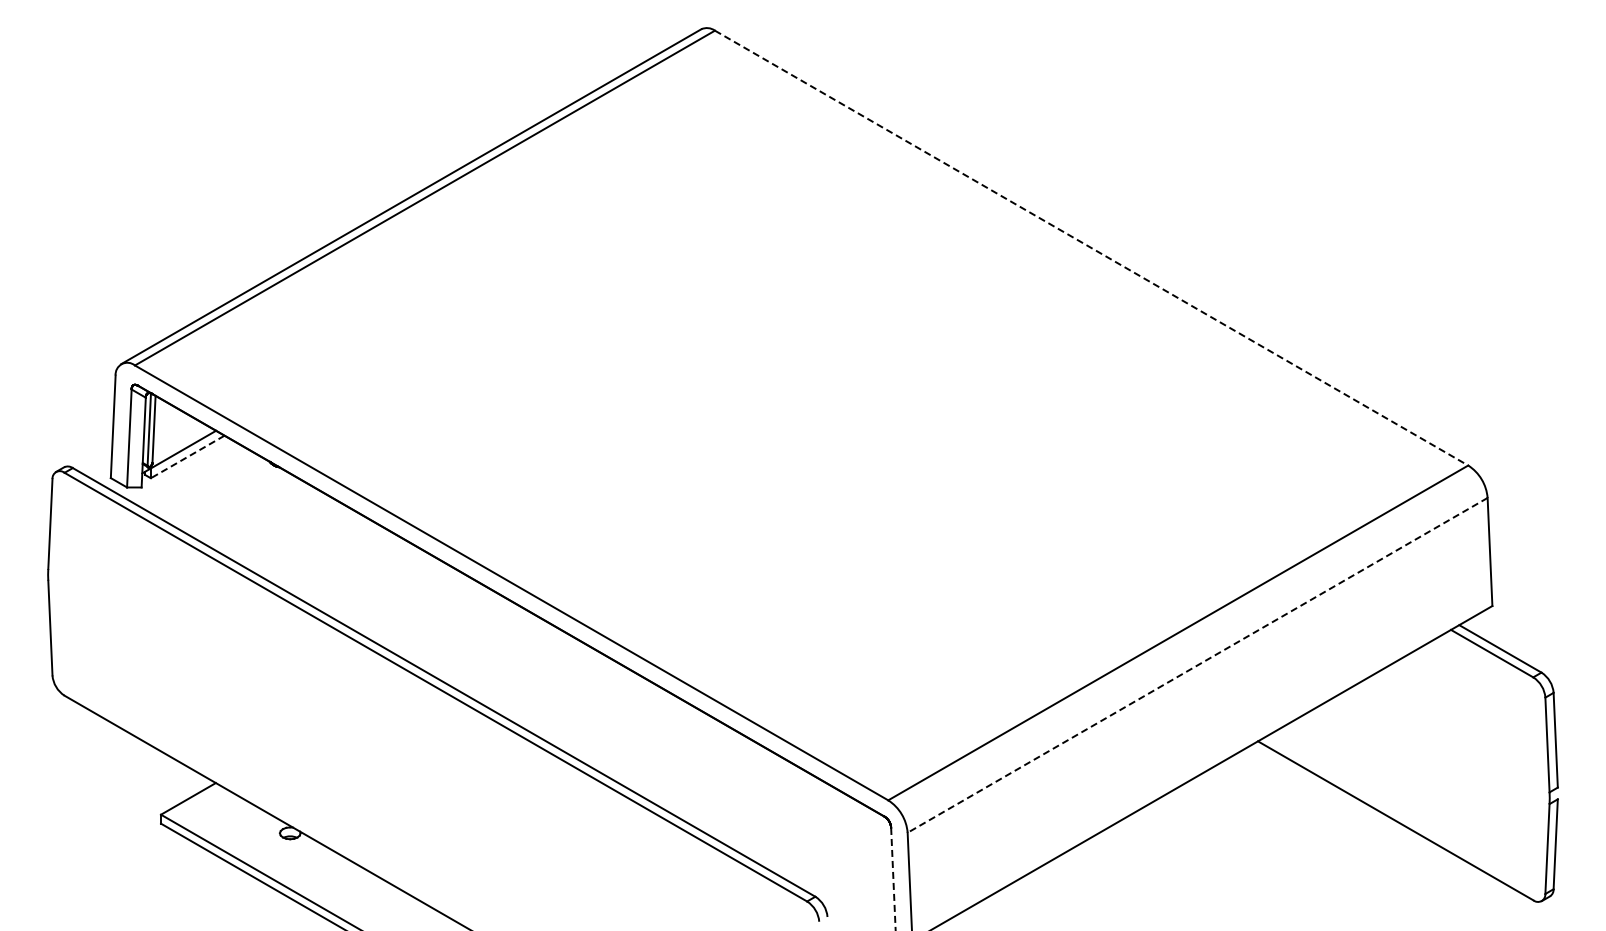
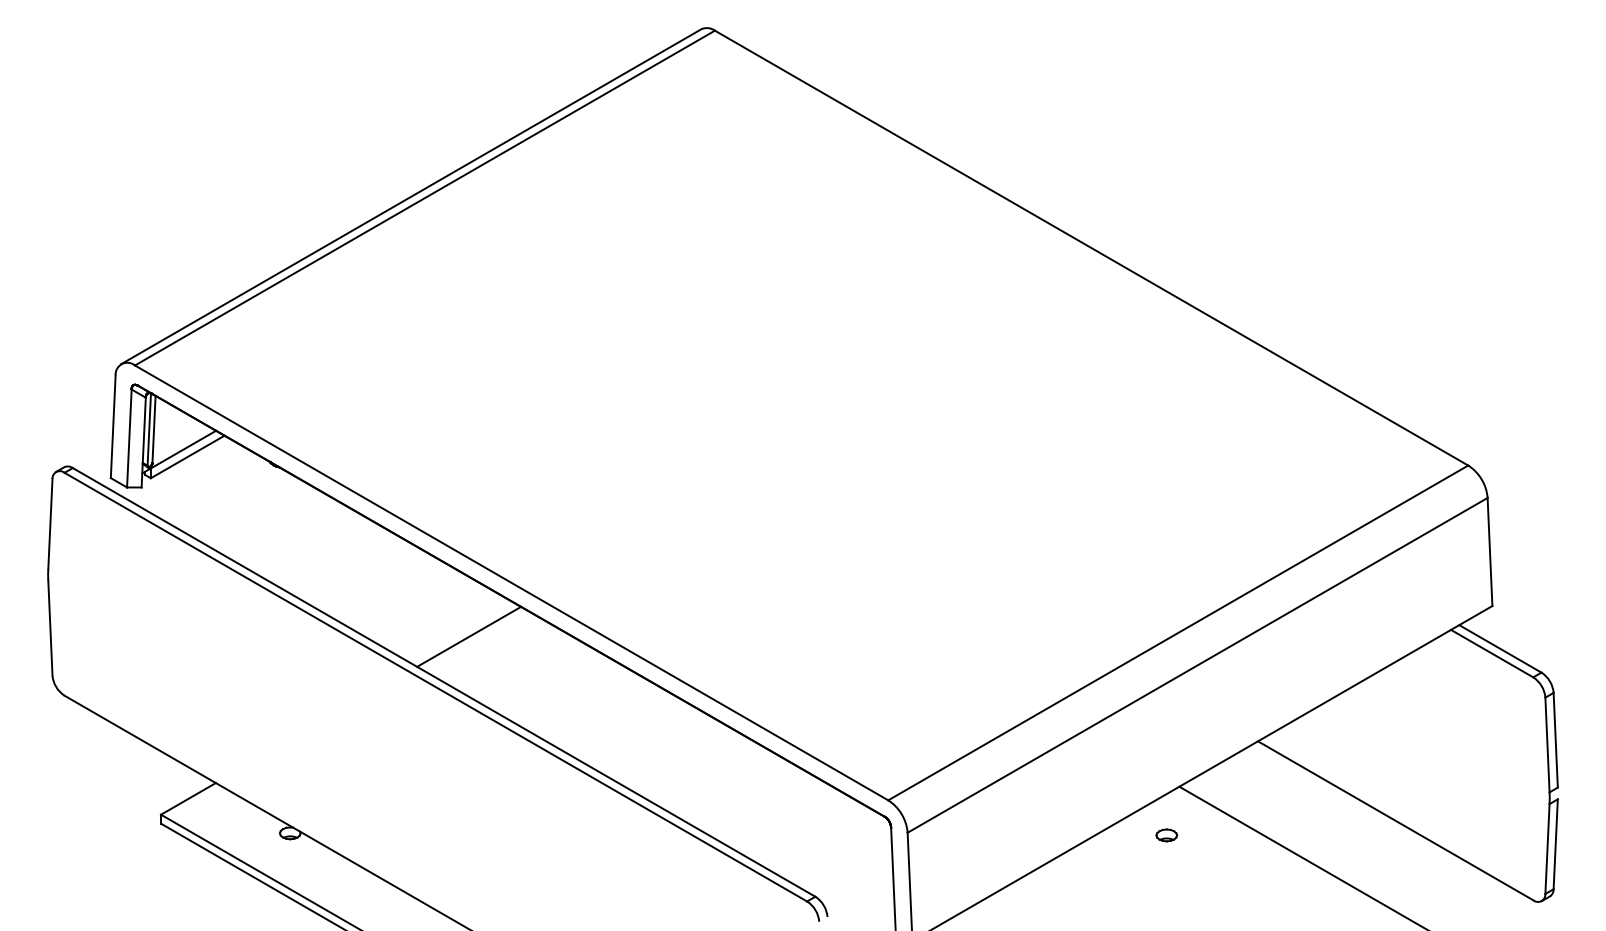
line: dashed -> solid (1091, 248)
line: dashed -> solid (187, 456)
line: none -> present (469, 636)
line: dashed -> solid (1197, 665)
part: none -> present (1166, 835)
line: none -> present (1301, 856)
line: dashed -> solid (893, 879)
